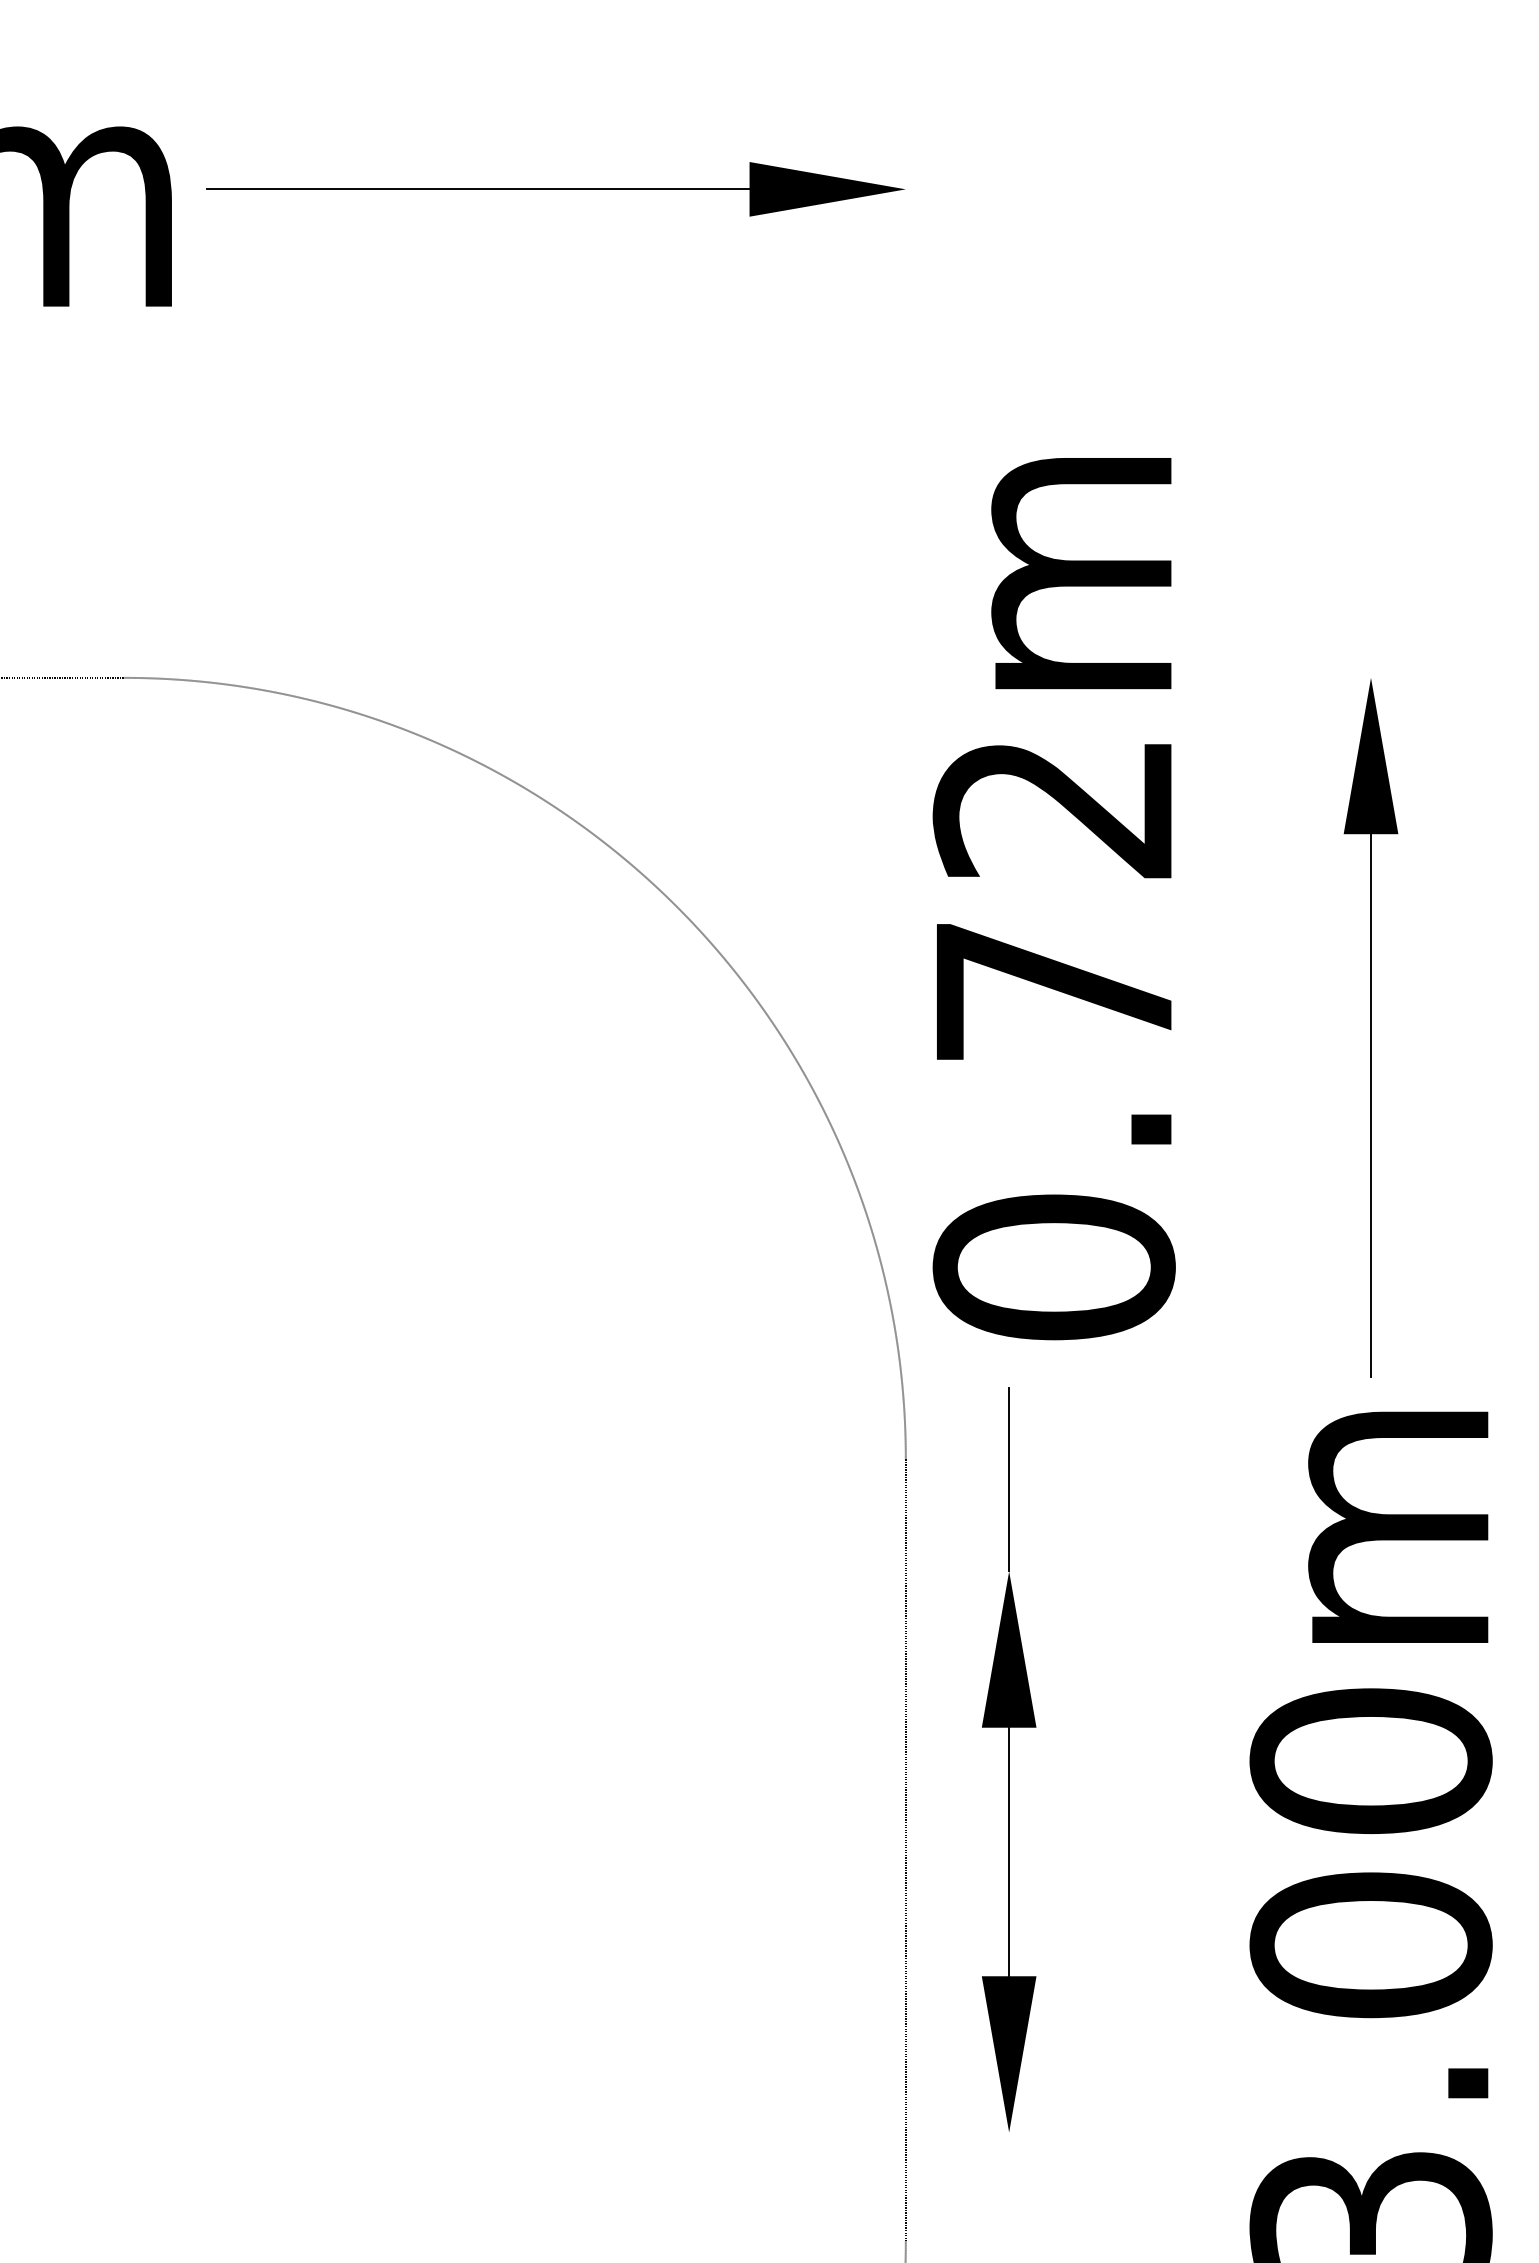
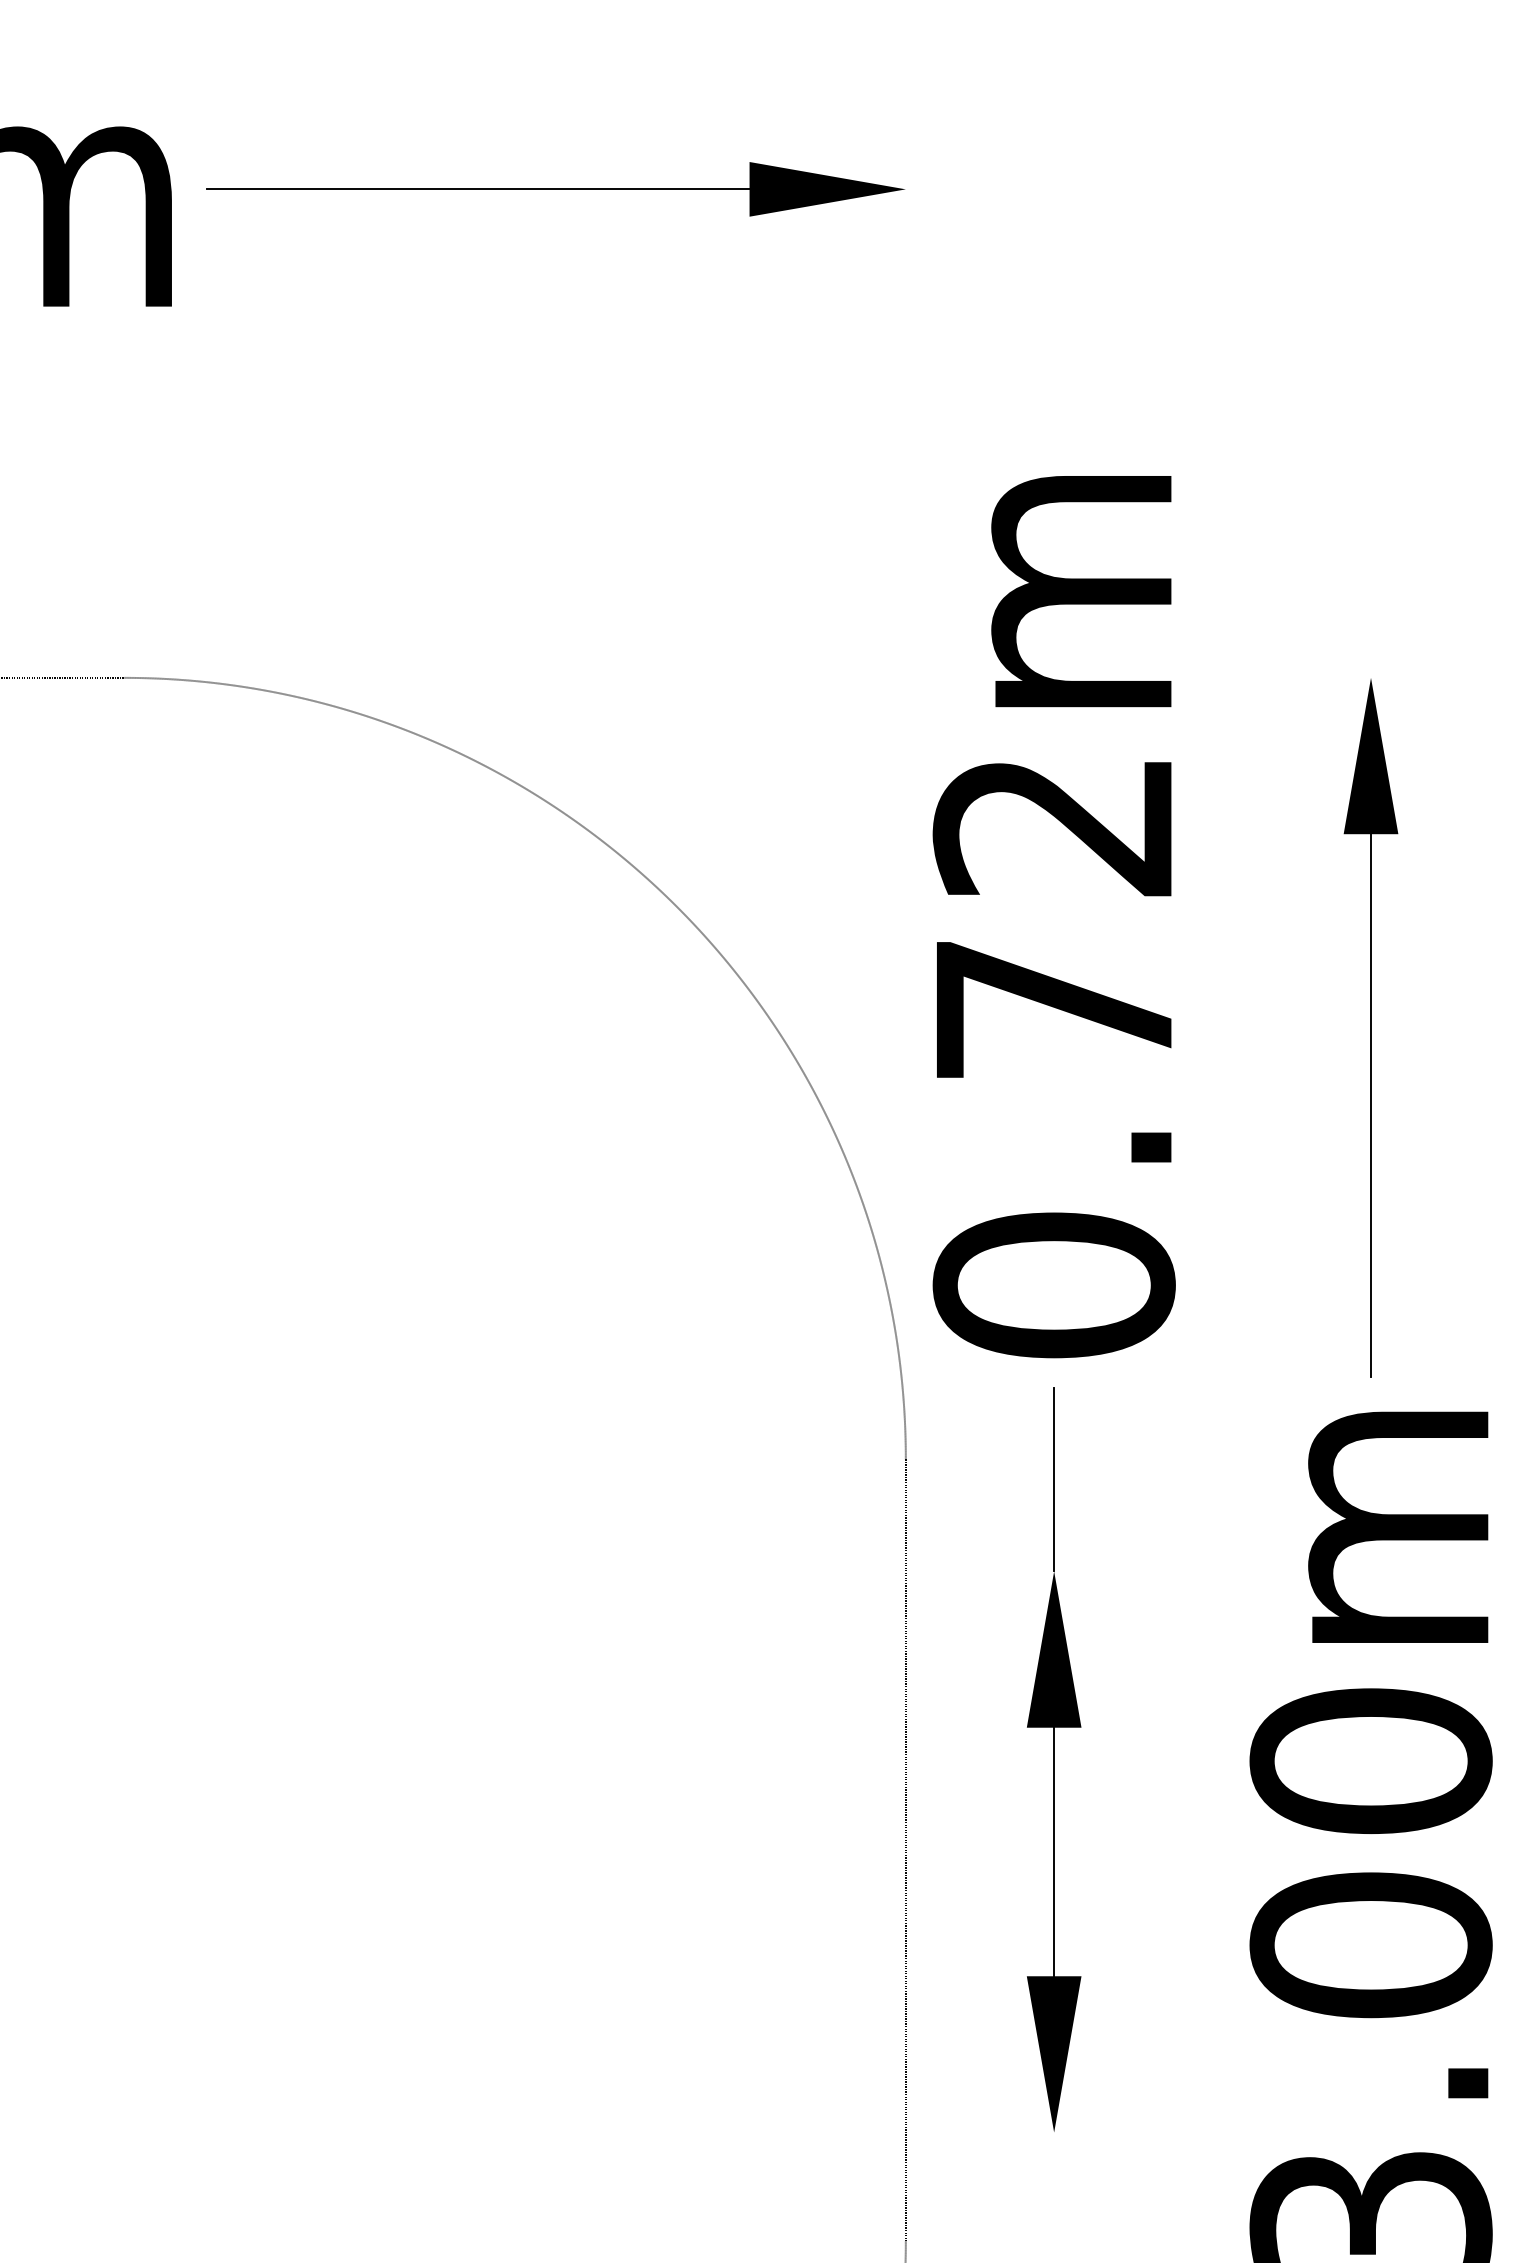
text position: (1053, 899) -> (1053, 917) (1053, 917)
part position: (1009, 1759) -> (1054, 1759) (1054, 1759)
